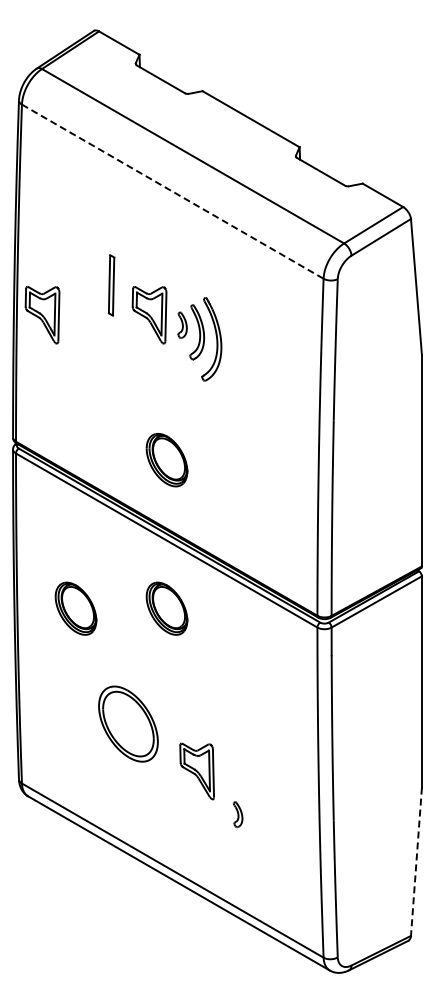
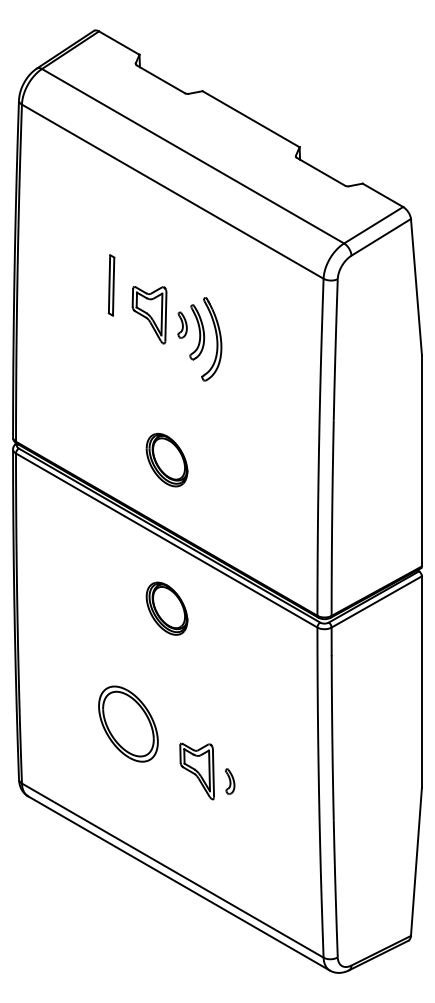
line: dashed -> solid (173, 191)
part: present -> none (42, 315)
part: present -> none (75, 608)
part position: (238, 814) -> (230, 781) (230, 781)
line: dashed -> solid (416, 862)
